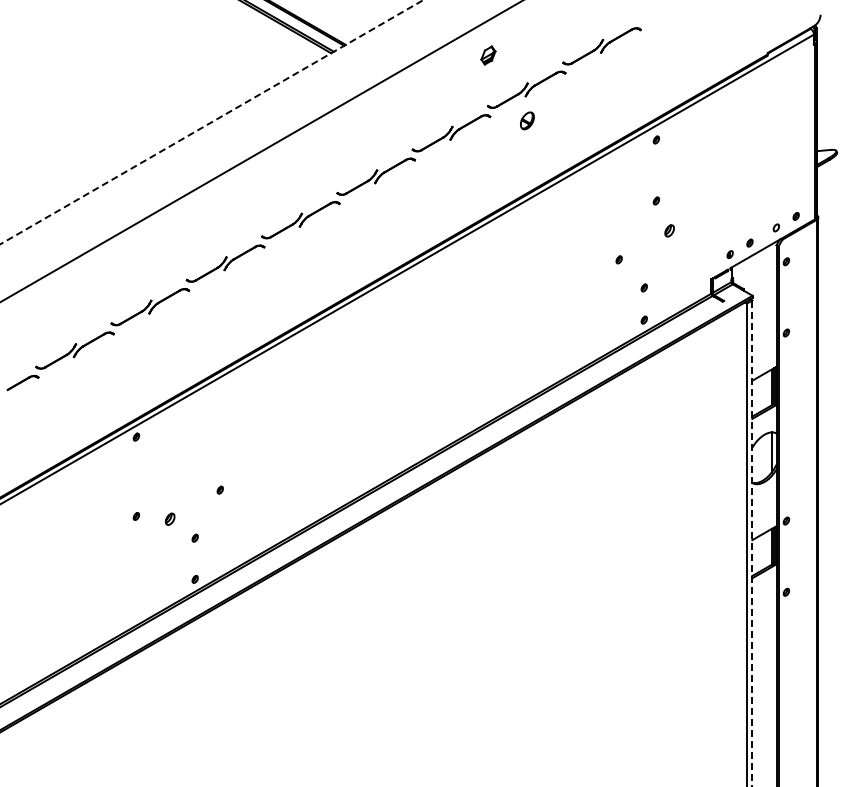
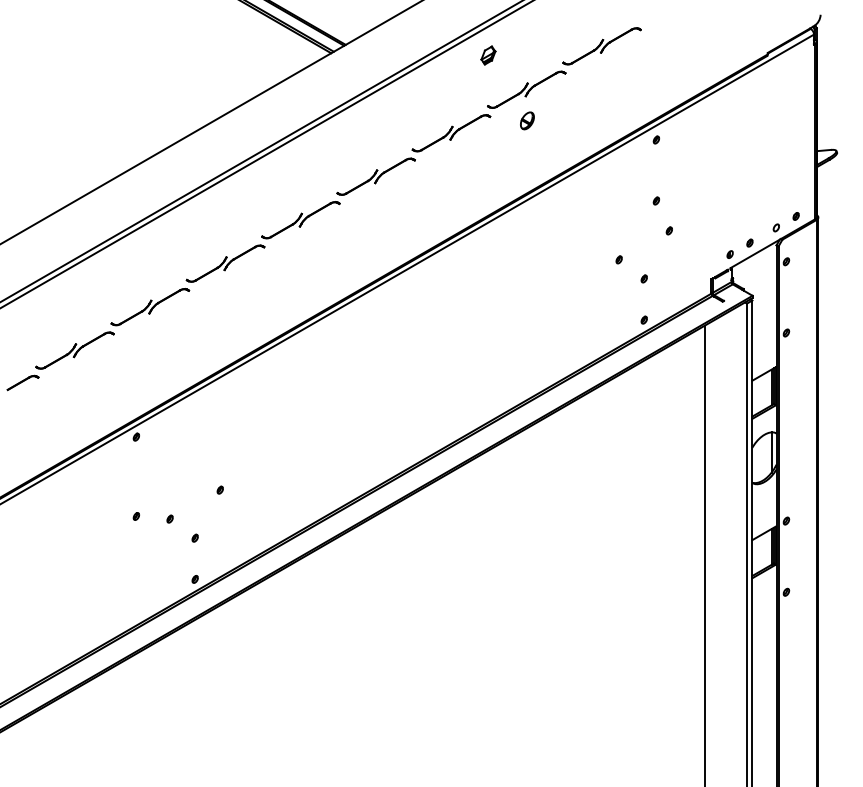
line: dashed -> solid (211, 122)
line: none -> present (266, 154)
part size: 11x14 px -> 8x10 px (668, 230)
part position: (643, 287) -> (643, 278) (643, 278)
part size: 12x14 px -> 8x10 px (169, 518)
line: dashed -> solid (752, 543)
line: none -> present (704, 554)
